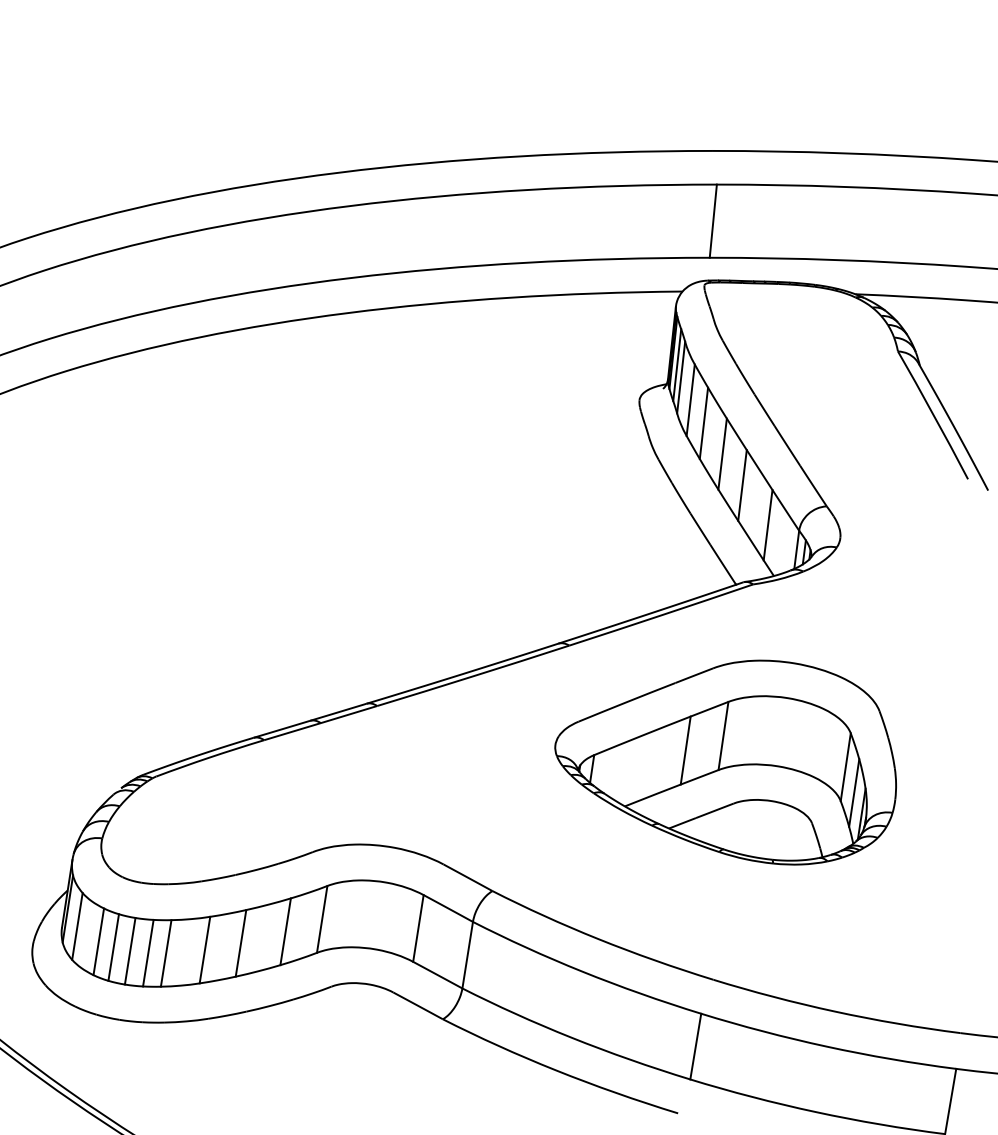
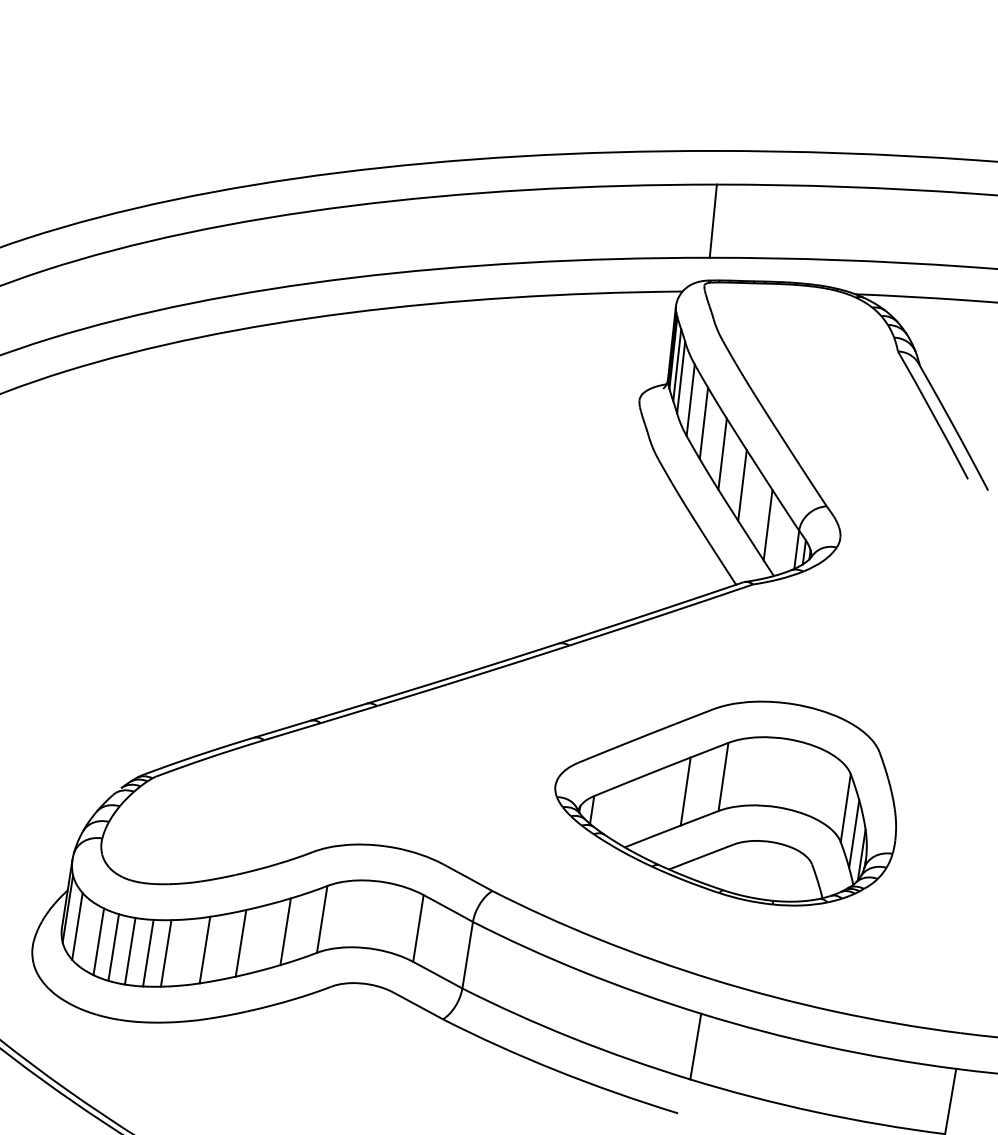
part position: (725, 762) -> (725, 803) (725, 803)
